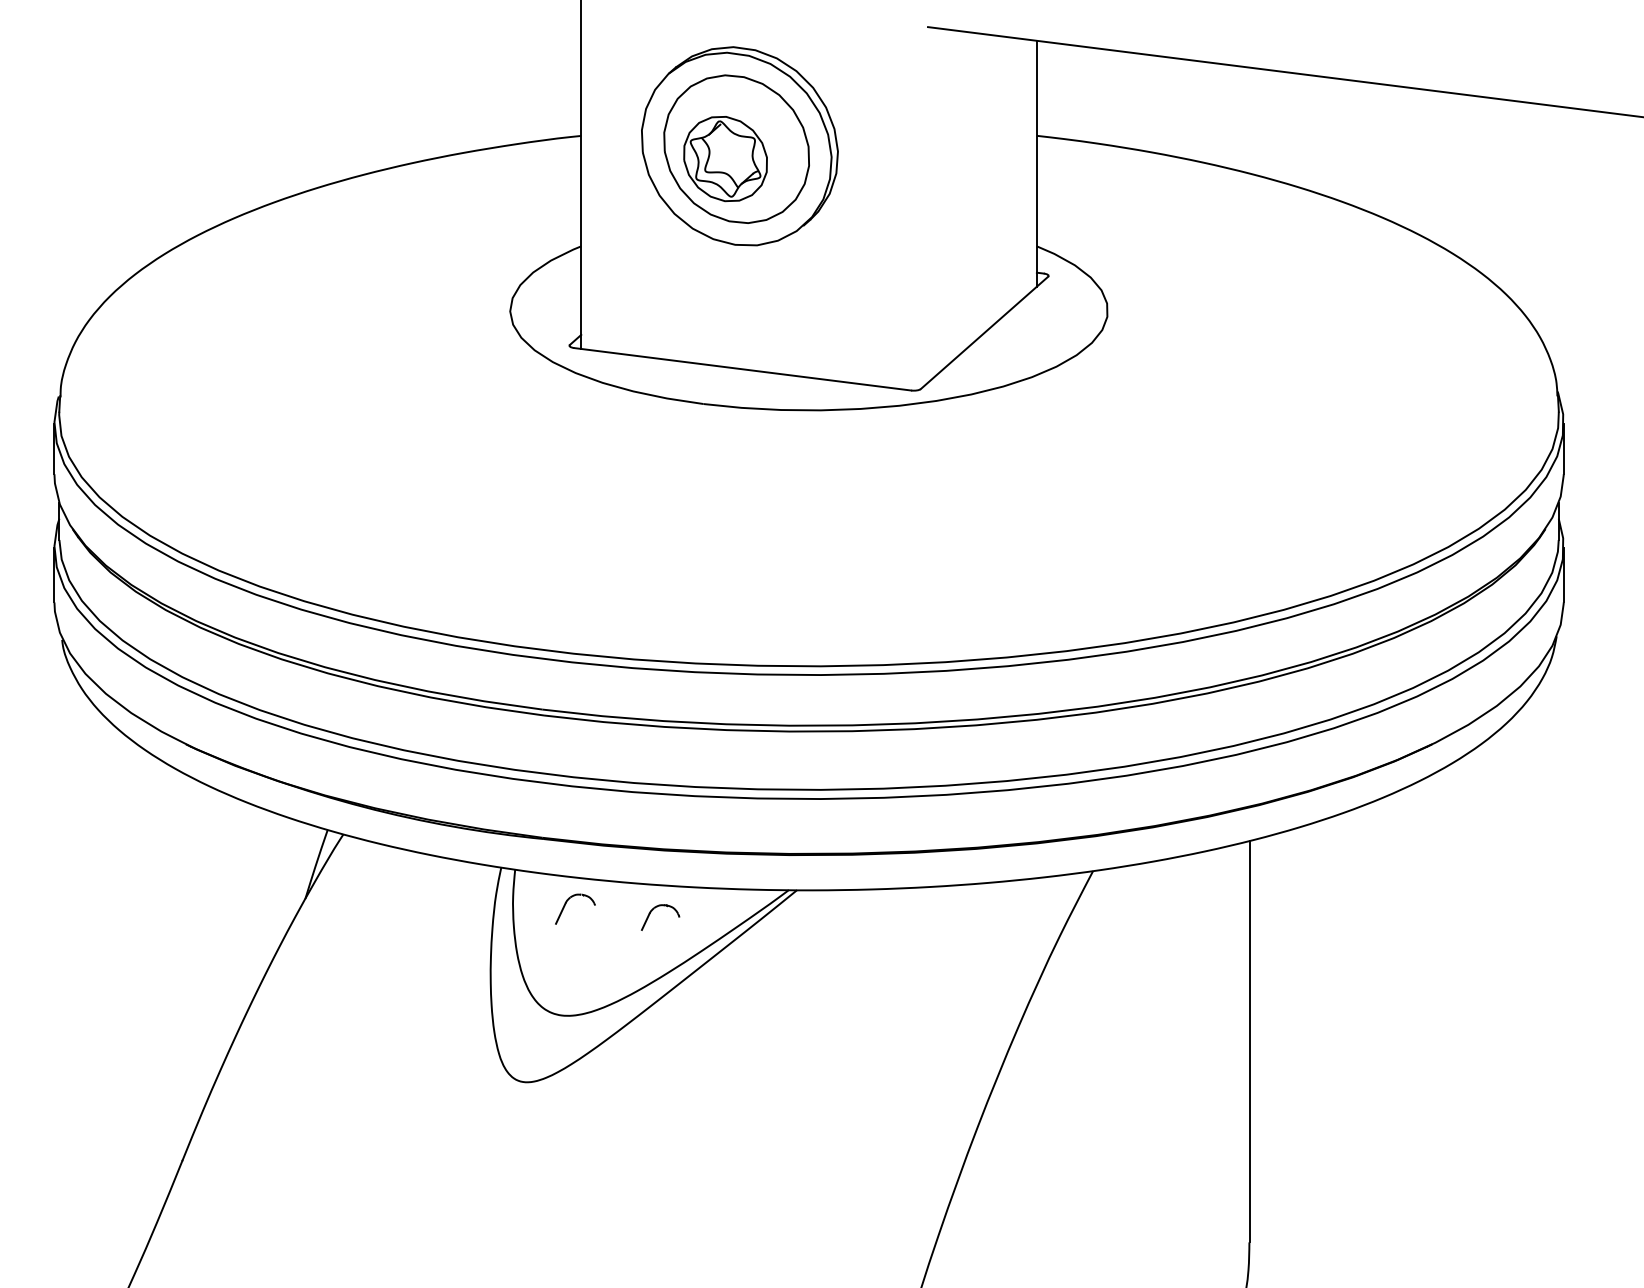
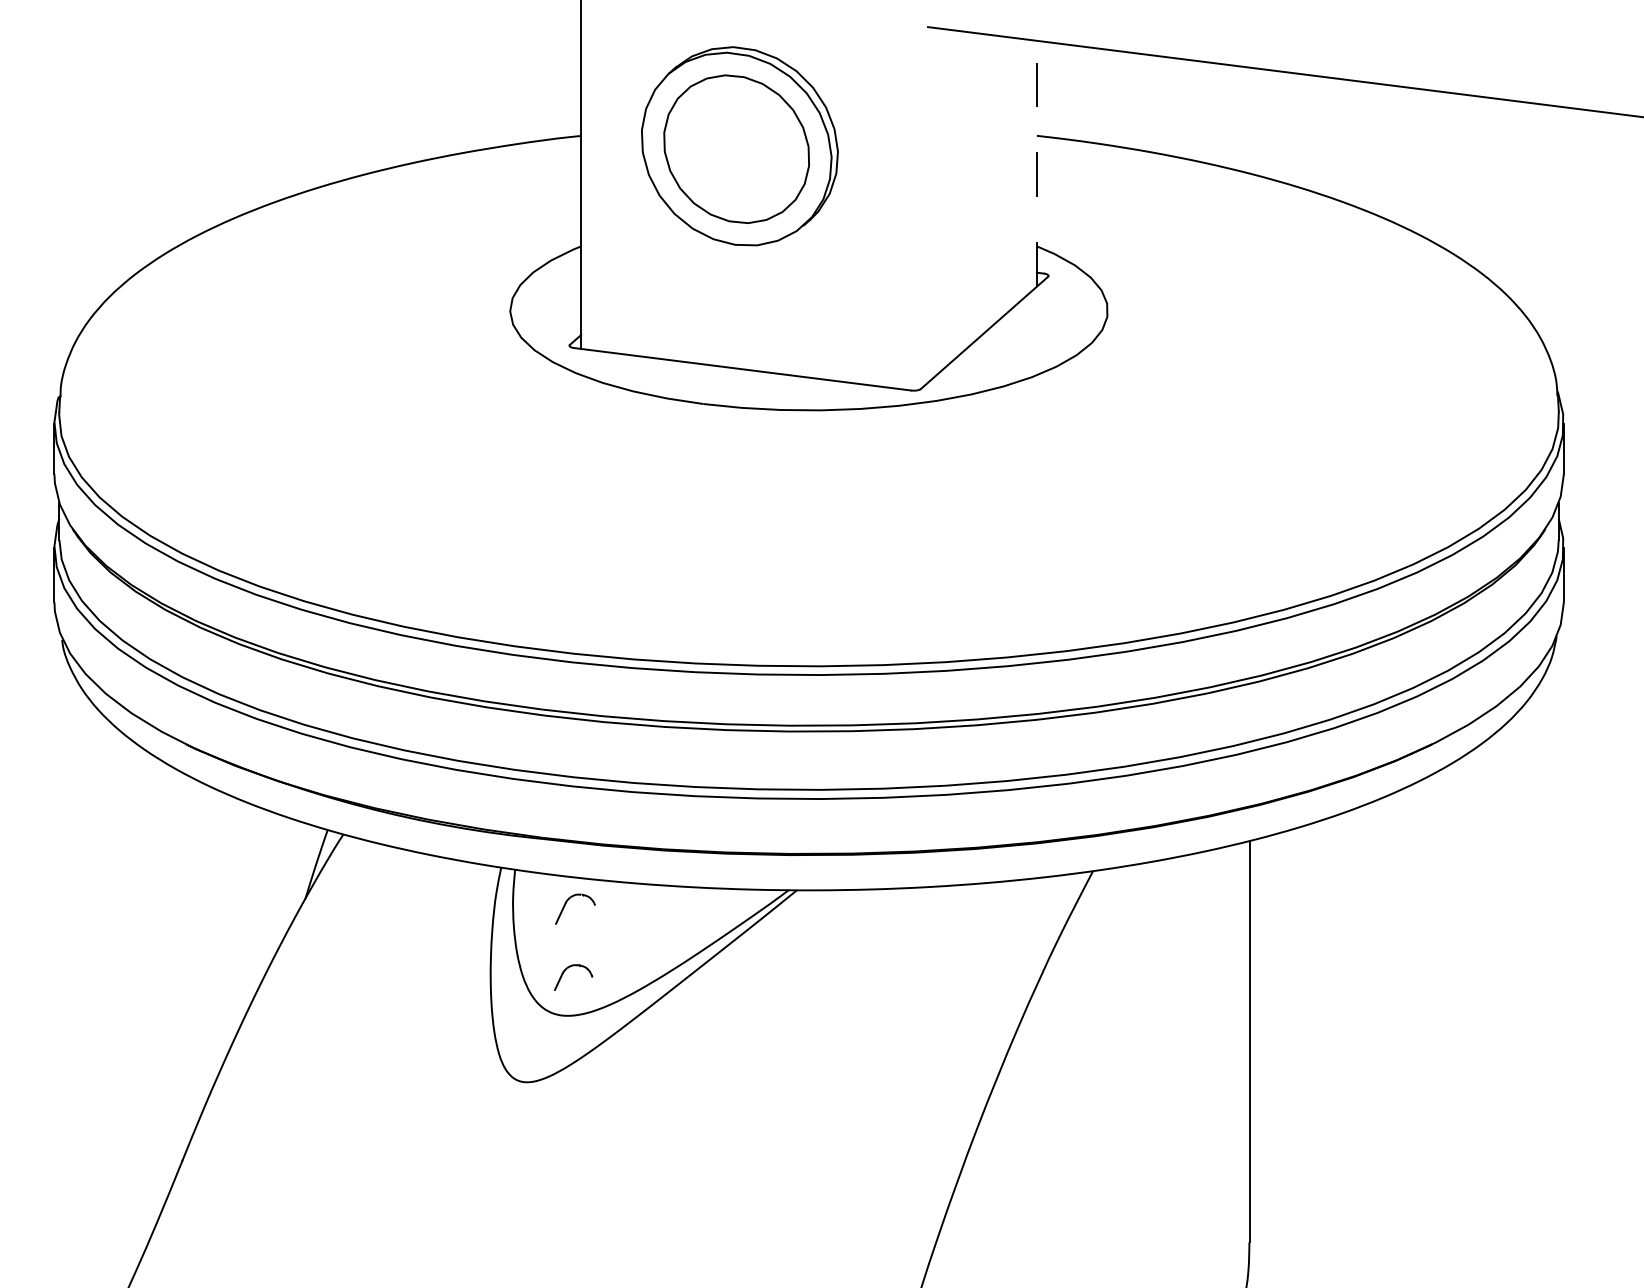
part: present -> none (725, 159)
line: solid -> dashed (1036, 163)
part position: (653, 910) -> (566, 970) (566, 970)
